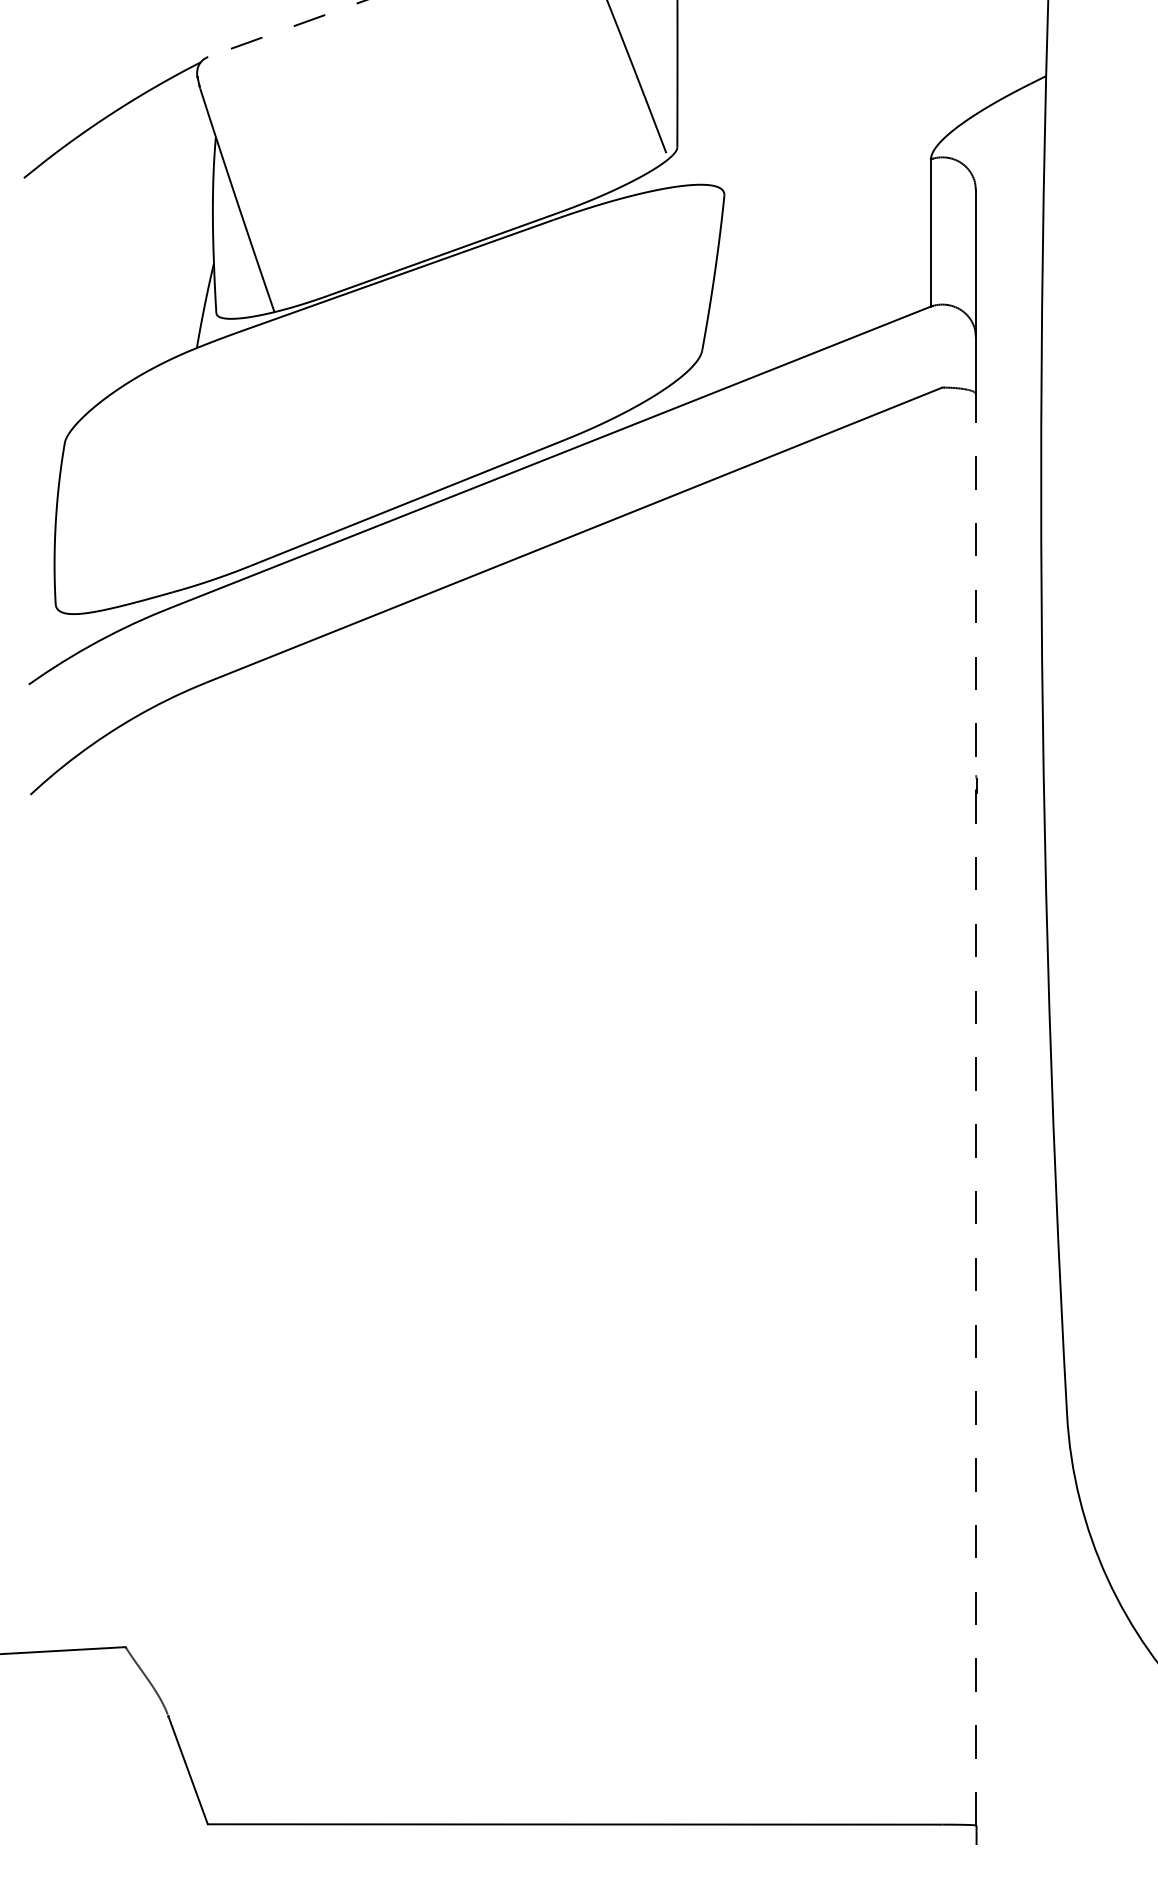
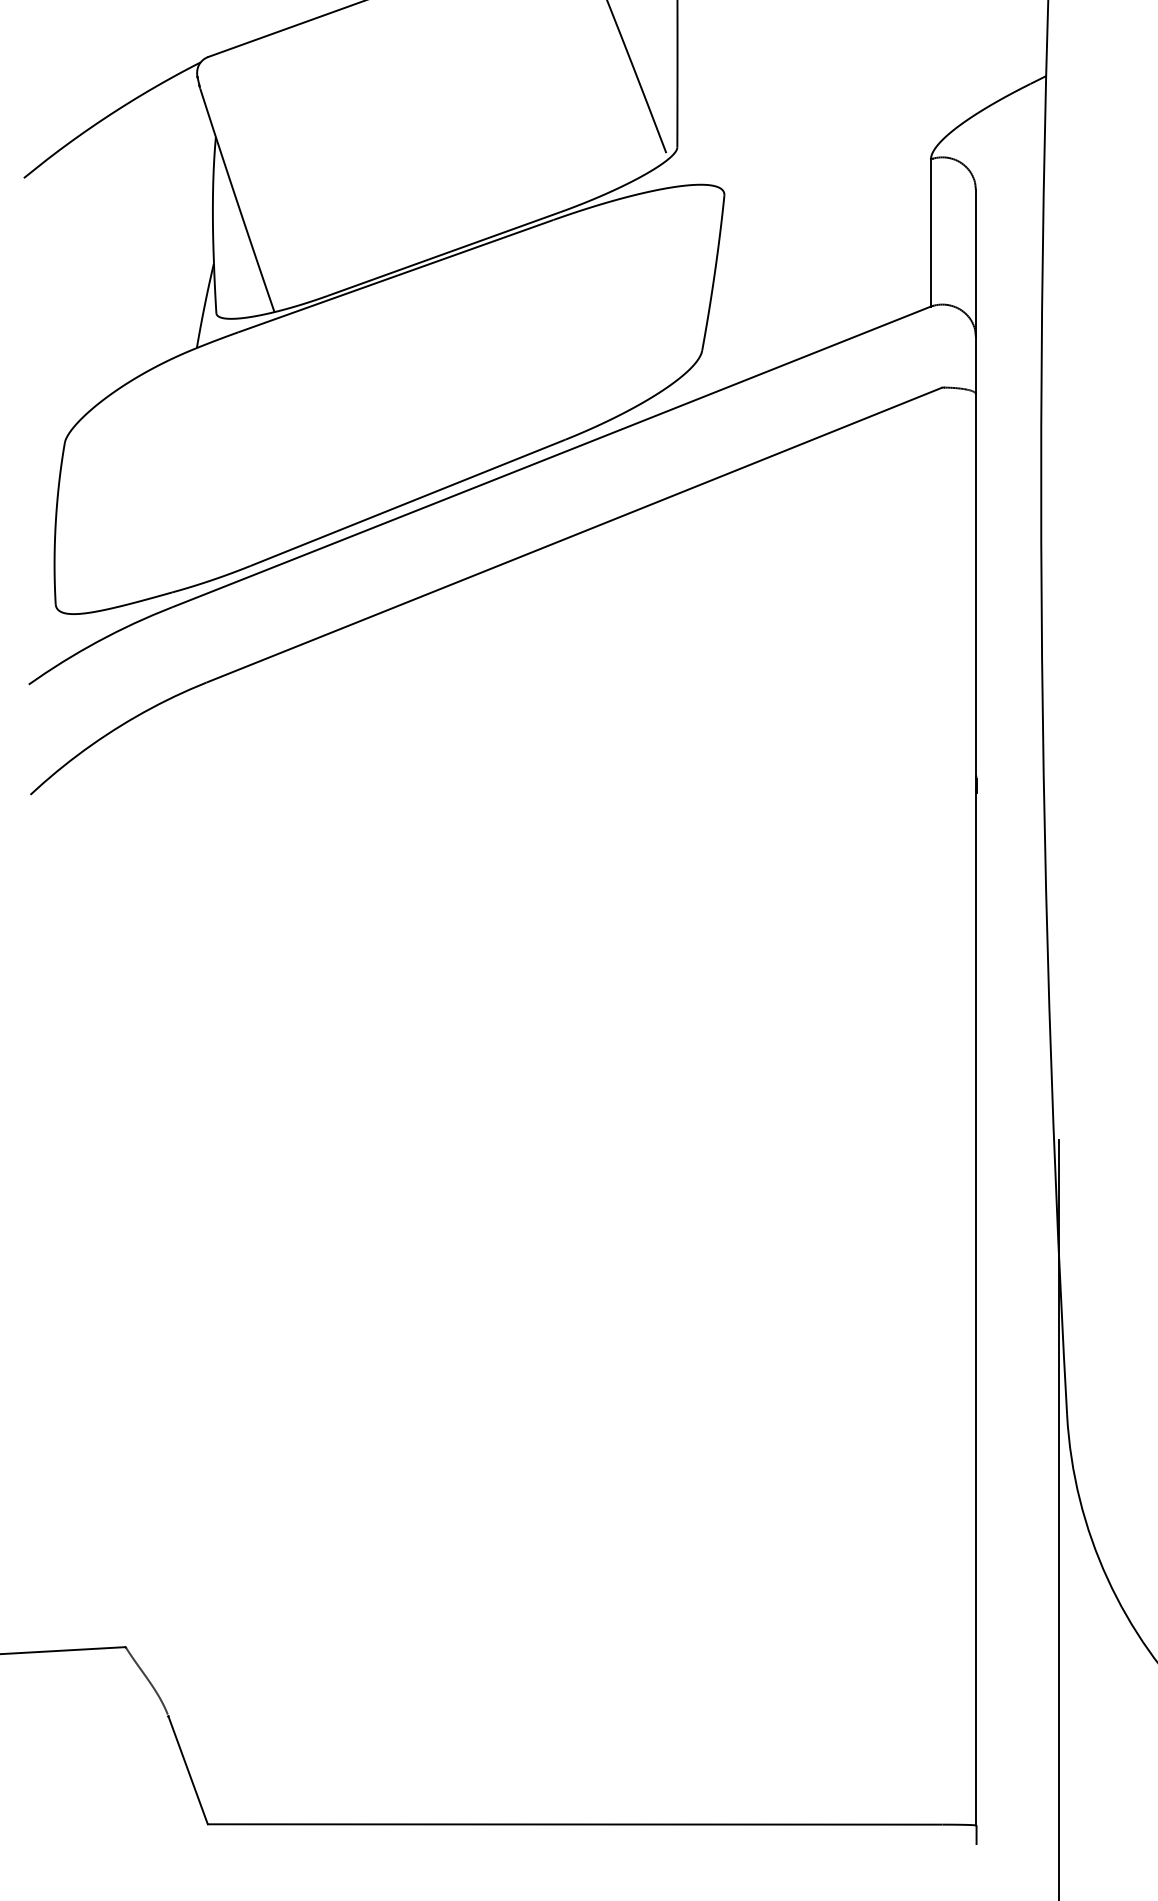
line: dashed -> solid (287, 28)
line: dashed -> solid (975, 1109)
line: none -> present (1059, 1518)
